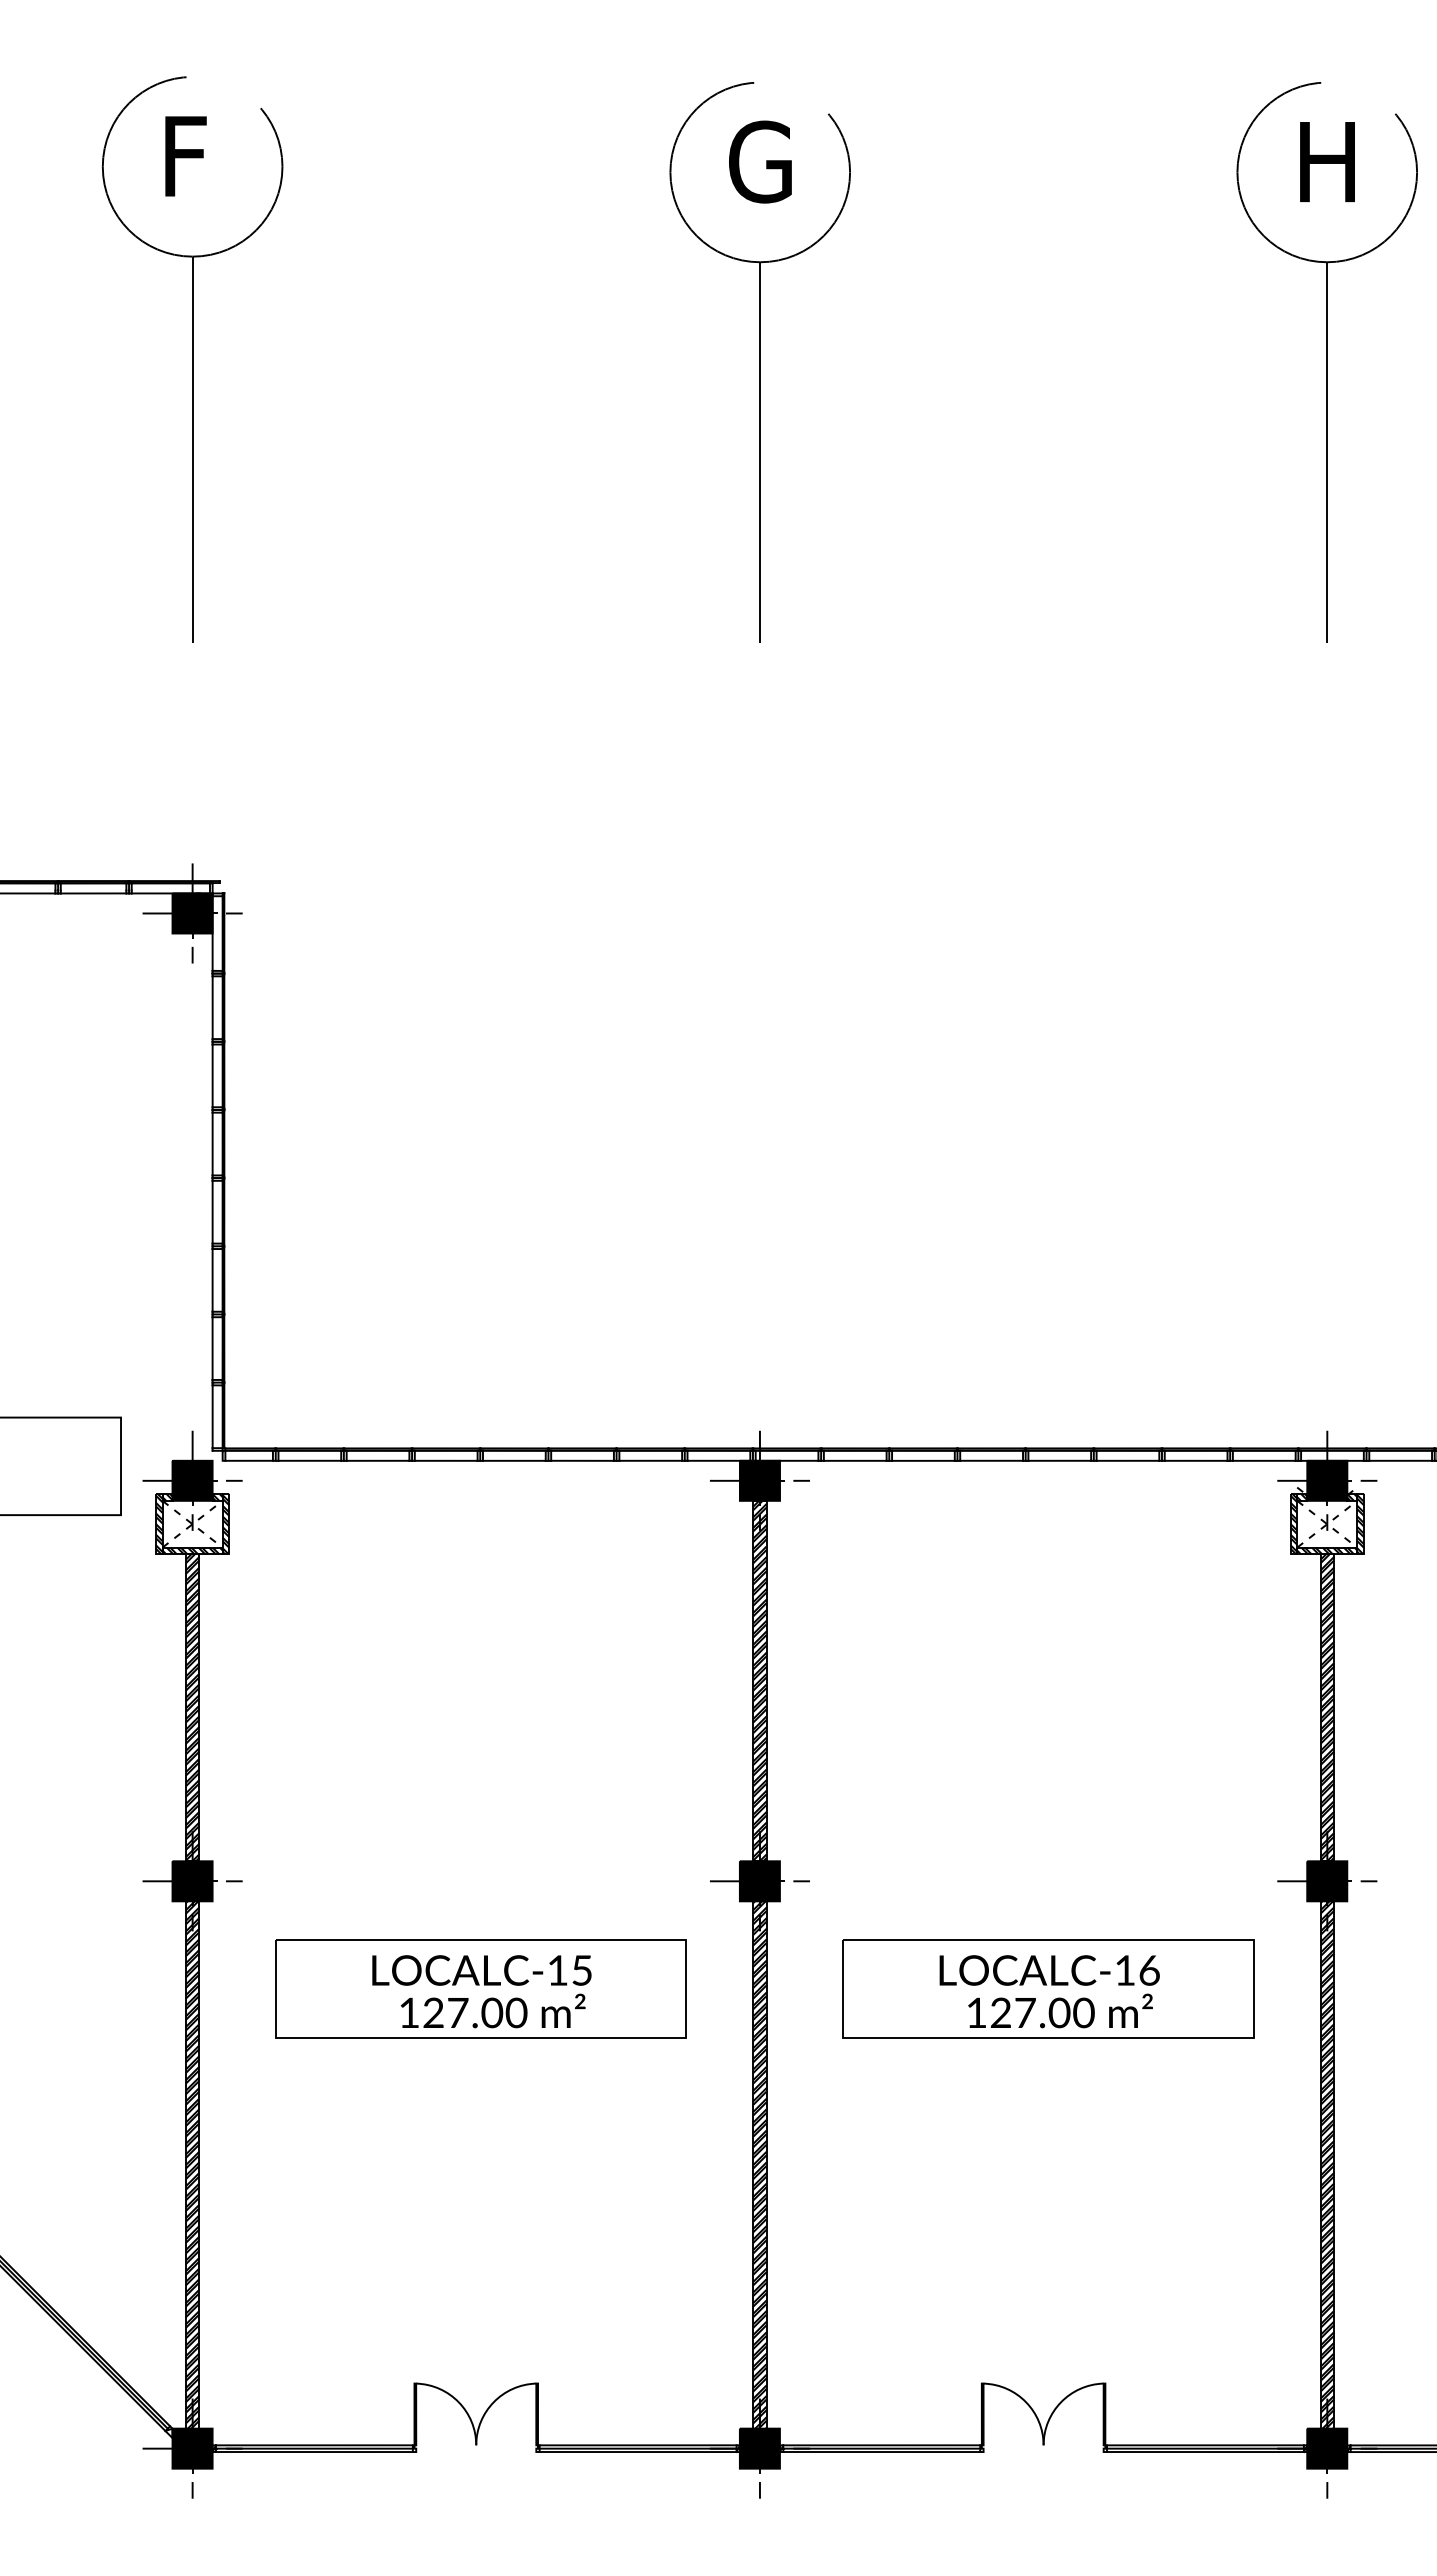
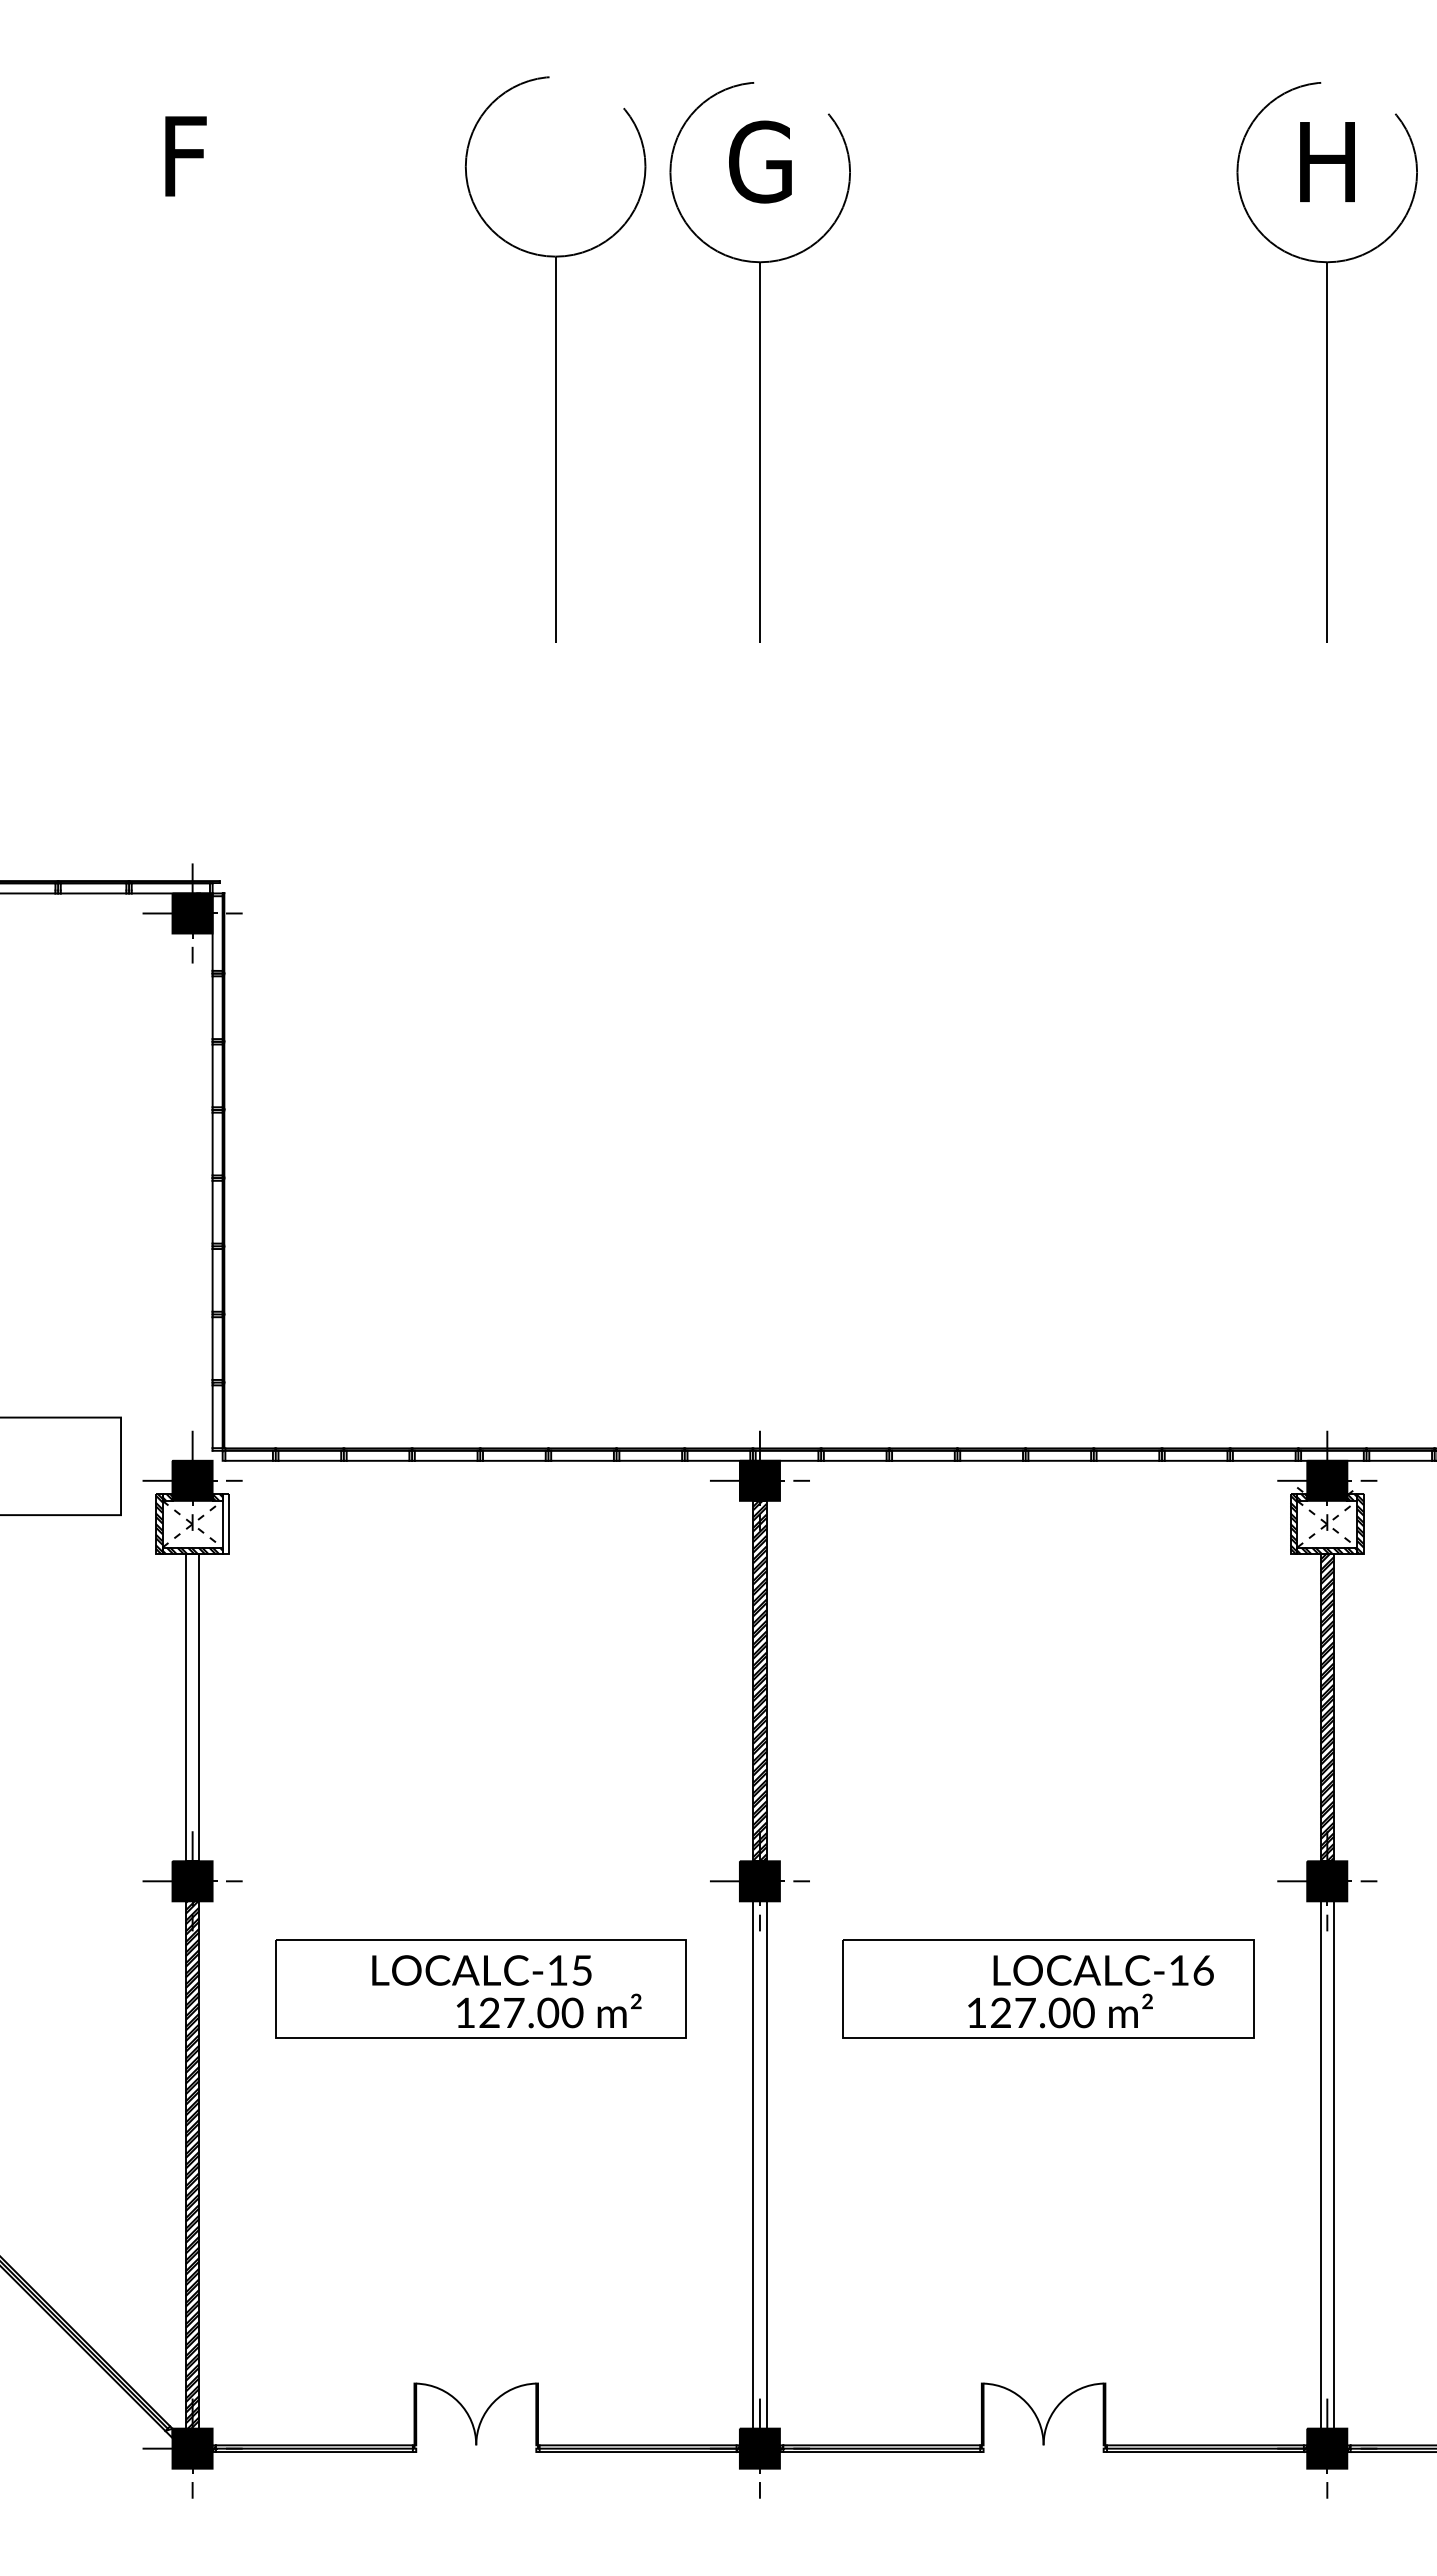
part position: (192, 359) -> (555, 359) (555, 359)
hatch: present -> none (225, 1524)
hatch: present -> none (192, 1707)
text position: (1049, 1970) -> (1103, 1970) (1103, 1970)
text position: (492, 2010) -> (548, 2010) (548, 2010)
hatch: present -> none (759, 2164)
hatch: present -> none (1326, 2164)
